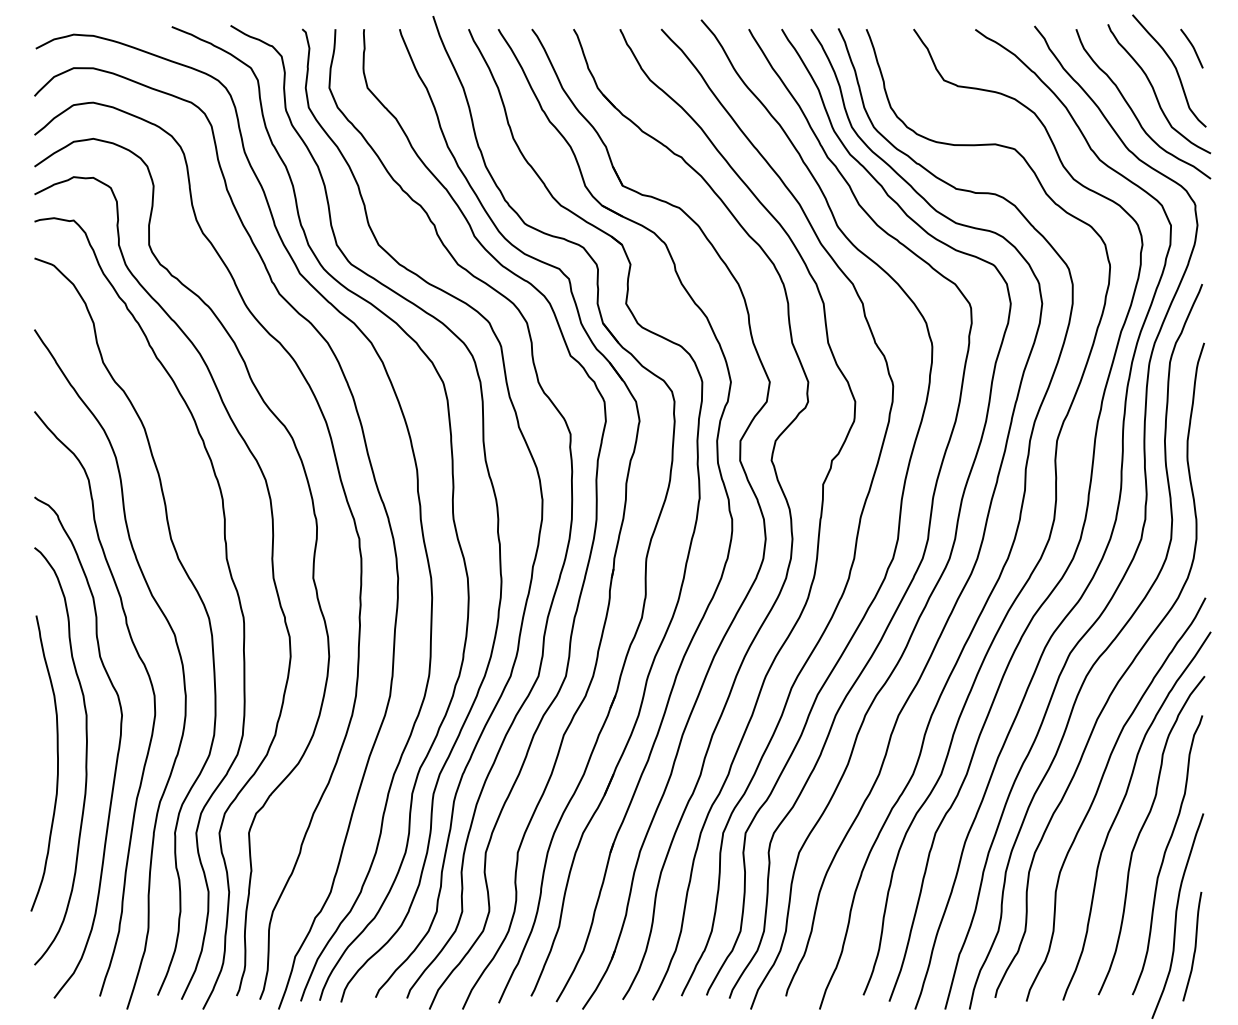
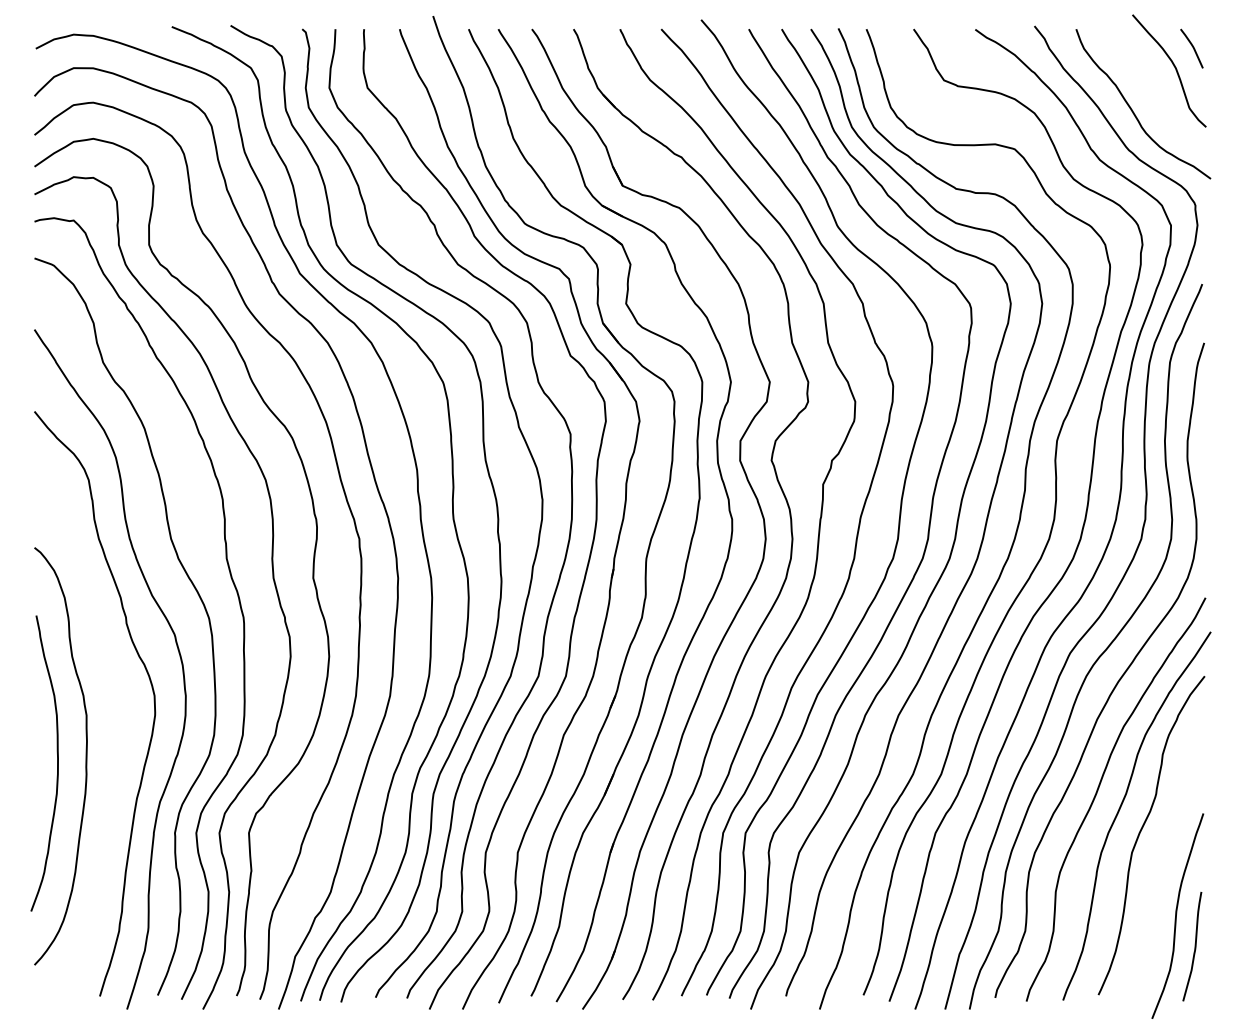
curve: present -> none (1155, 91)
curve: present -> none (116, 755)
curve: present -> none (1165, 855)
